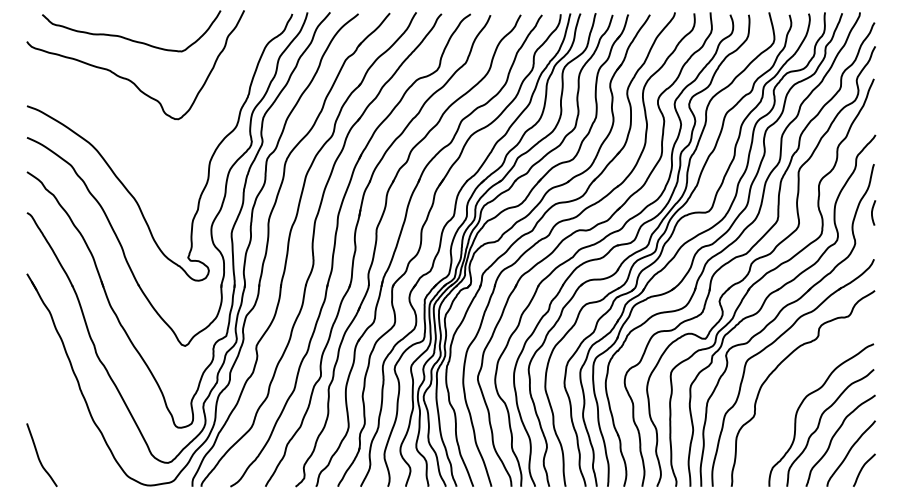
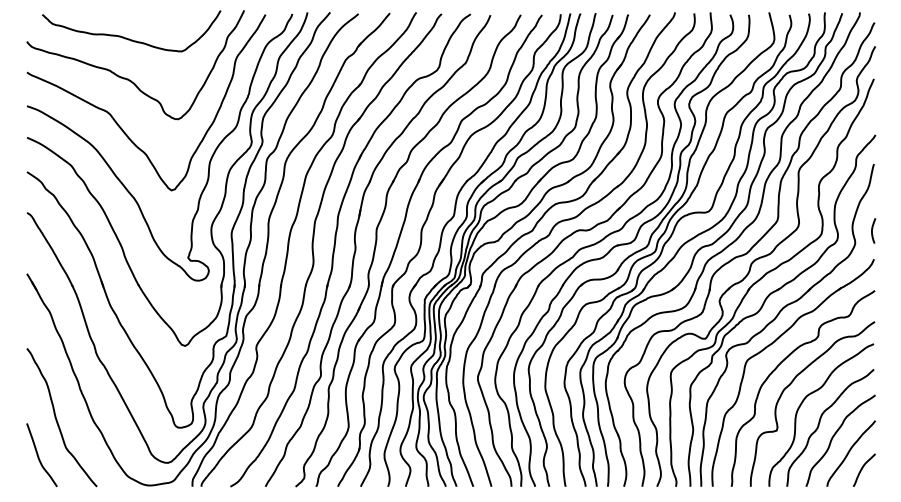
curve: none -> present (118, 123)
curve position: (872, 212) -> (872, 230) (872, 230)
curve: none -> present (792, 383)
curve: none -> present (57, 419)
